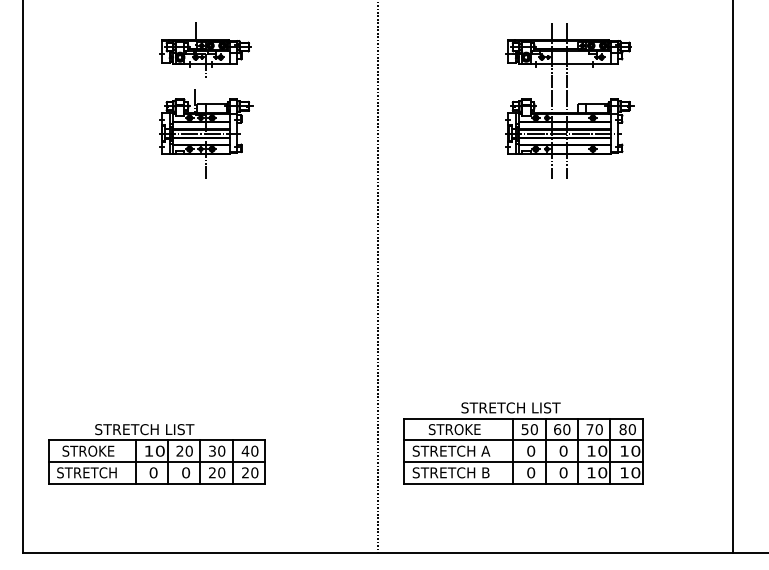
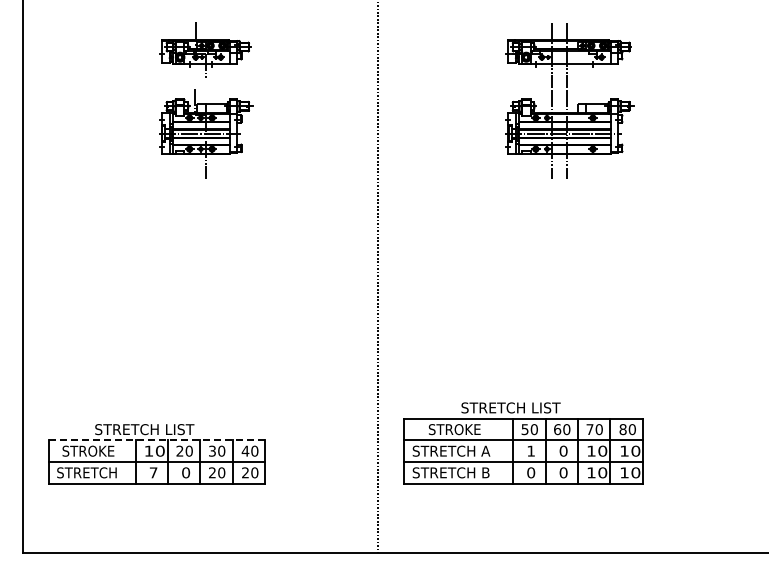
line: present -> none (733, 277)
line: solid -> dashed (157, 440)
text: 0 -> 1 (531, 450)
text: 0 -> 7 (153, 472)
